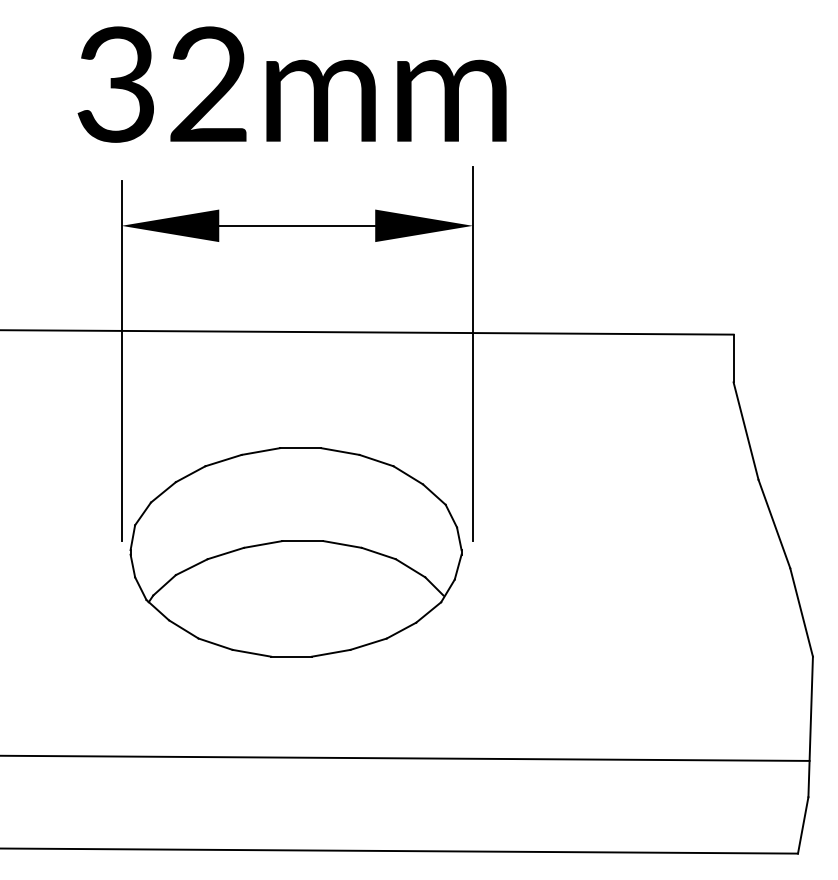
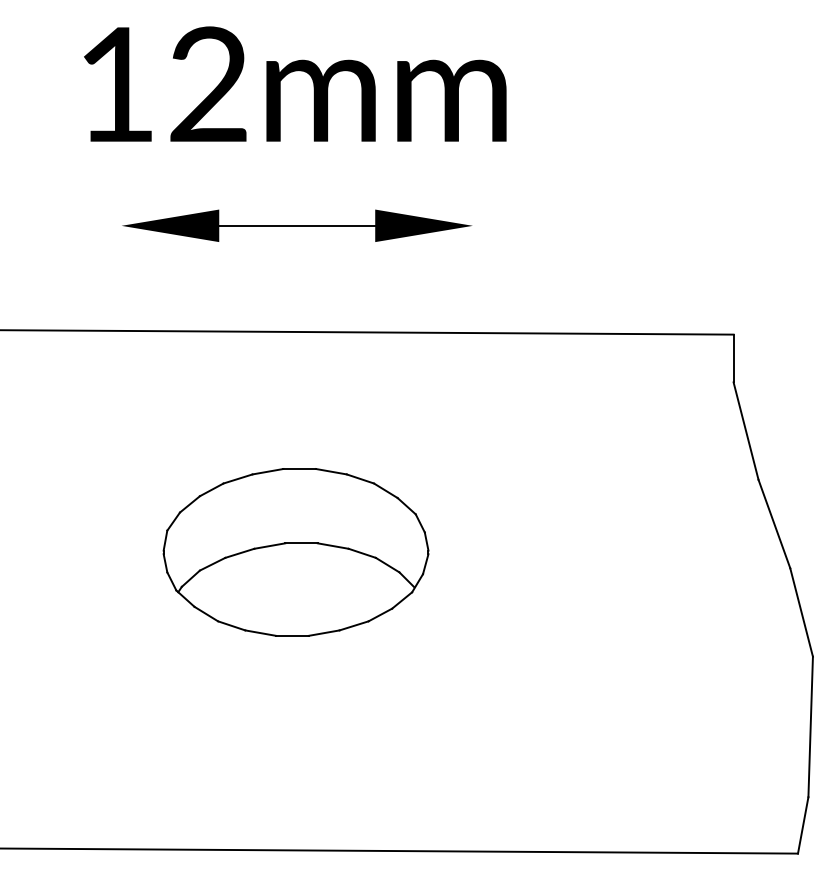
text: 32mm -> 12mm (115, 84)
line: present -> none (472, 353)
line: present -> none (121, 361)
part size: 334x211 px -> 268x169 px (295, 552)
line: present -> none (405, 757)
